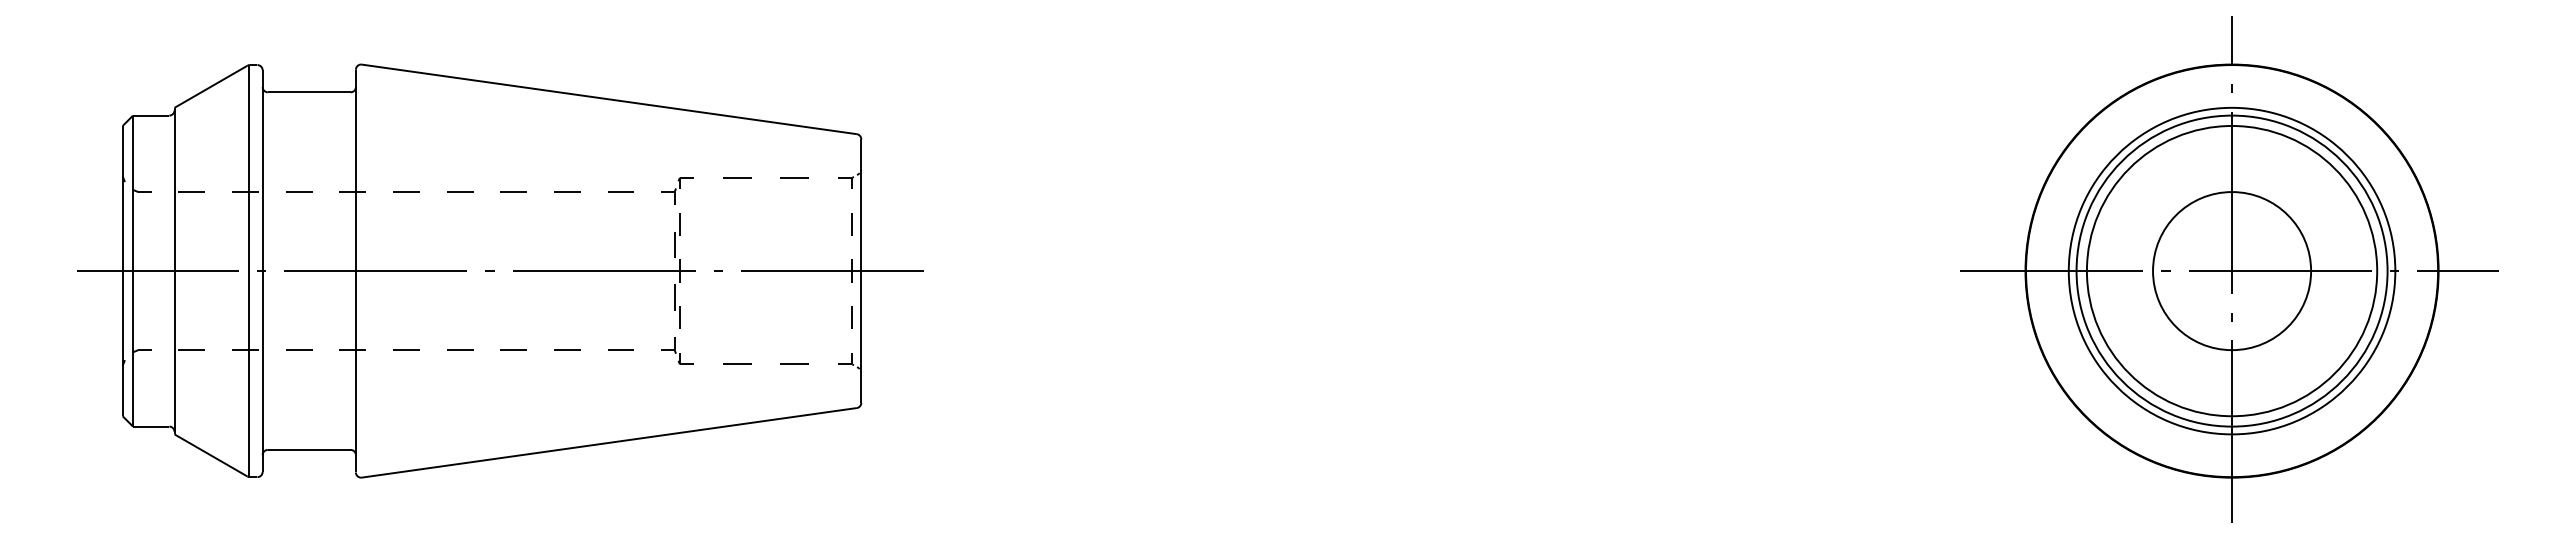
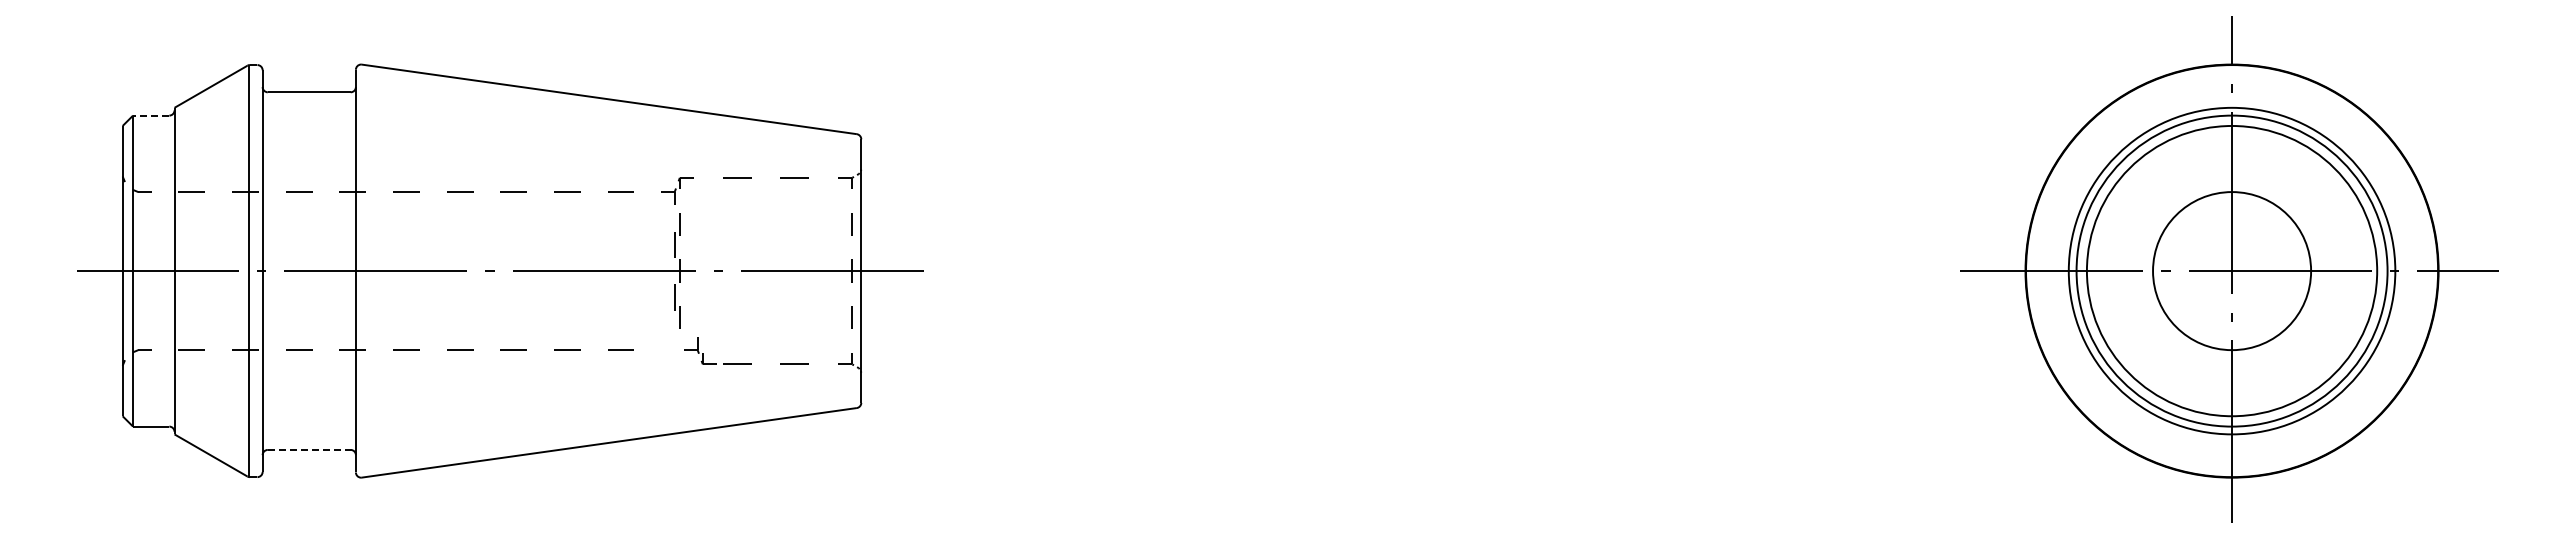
line: solid -> dashed (150, 115)
part position: (677, 350) -> (700, 350) (700, 350)
line: solid -> dashed (309, 449)
